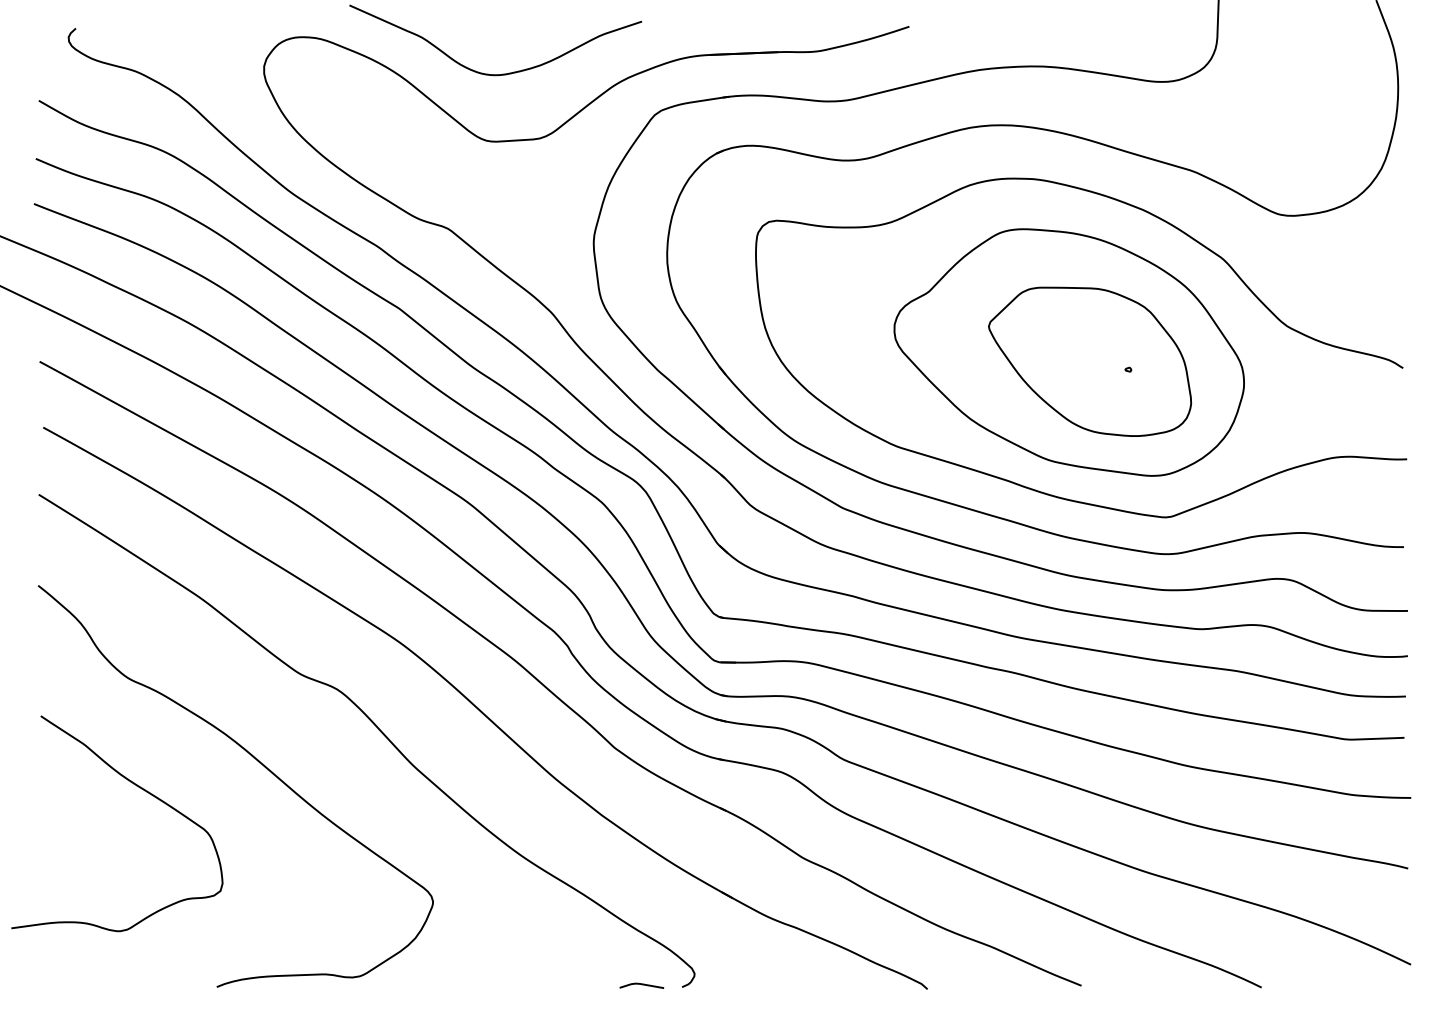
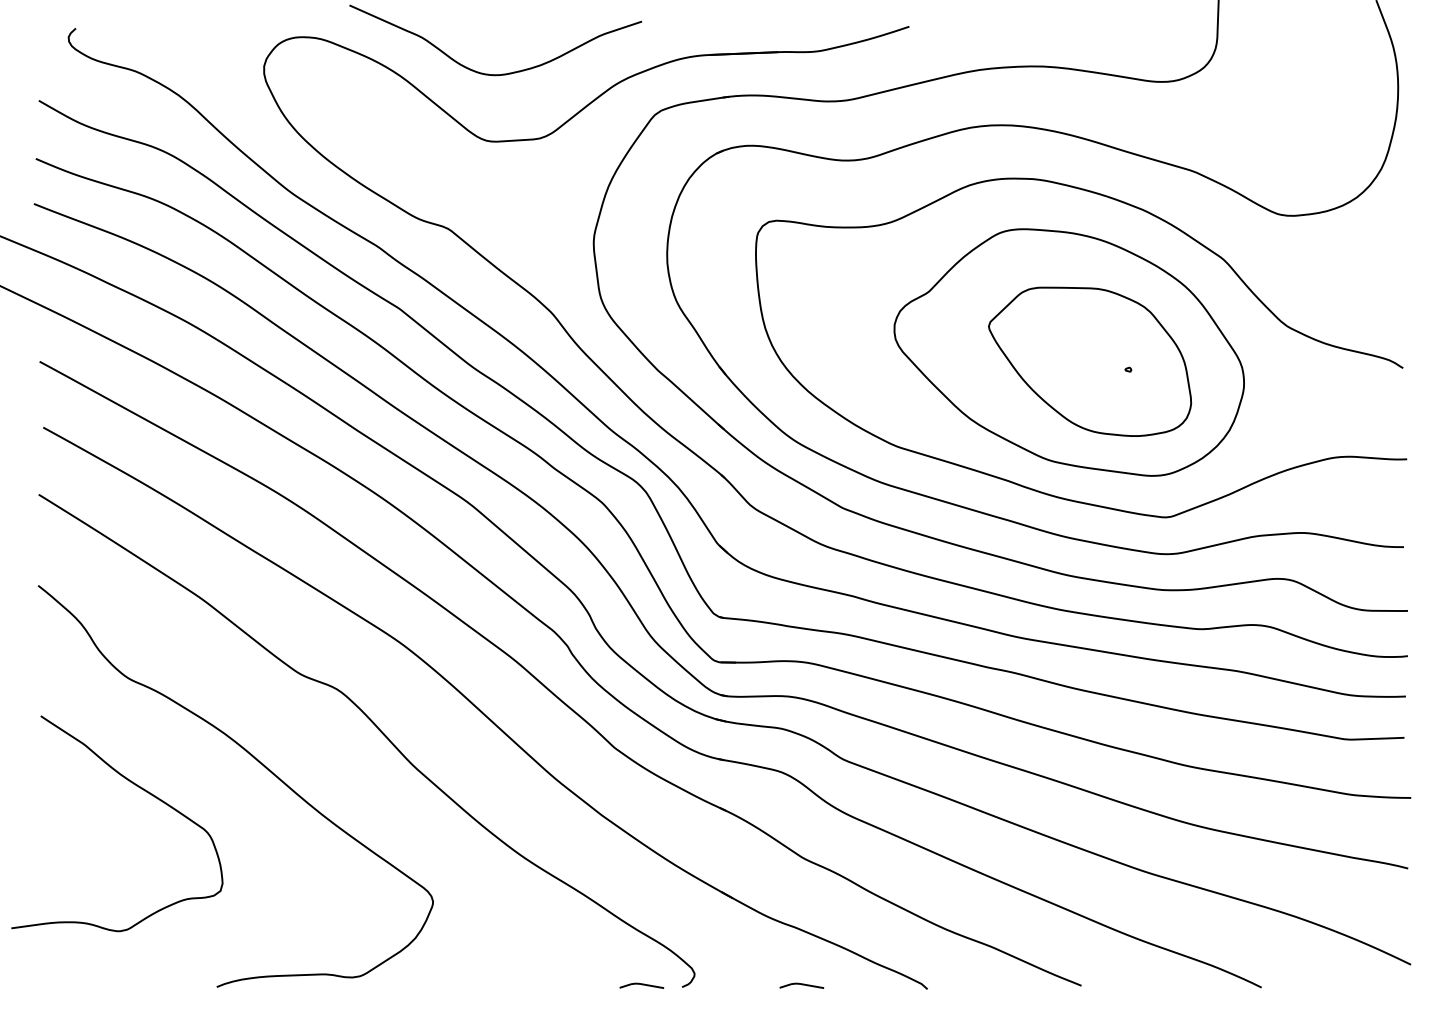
curve: none -> present (801, 985)
